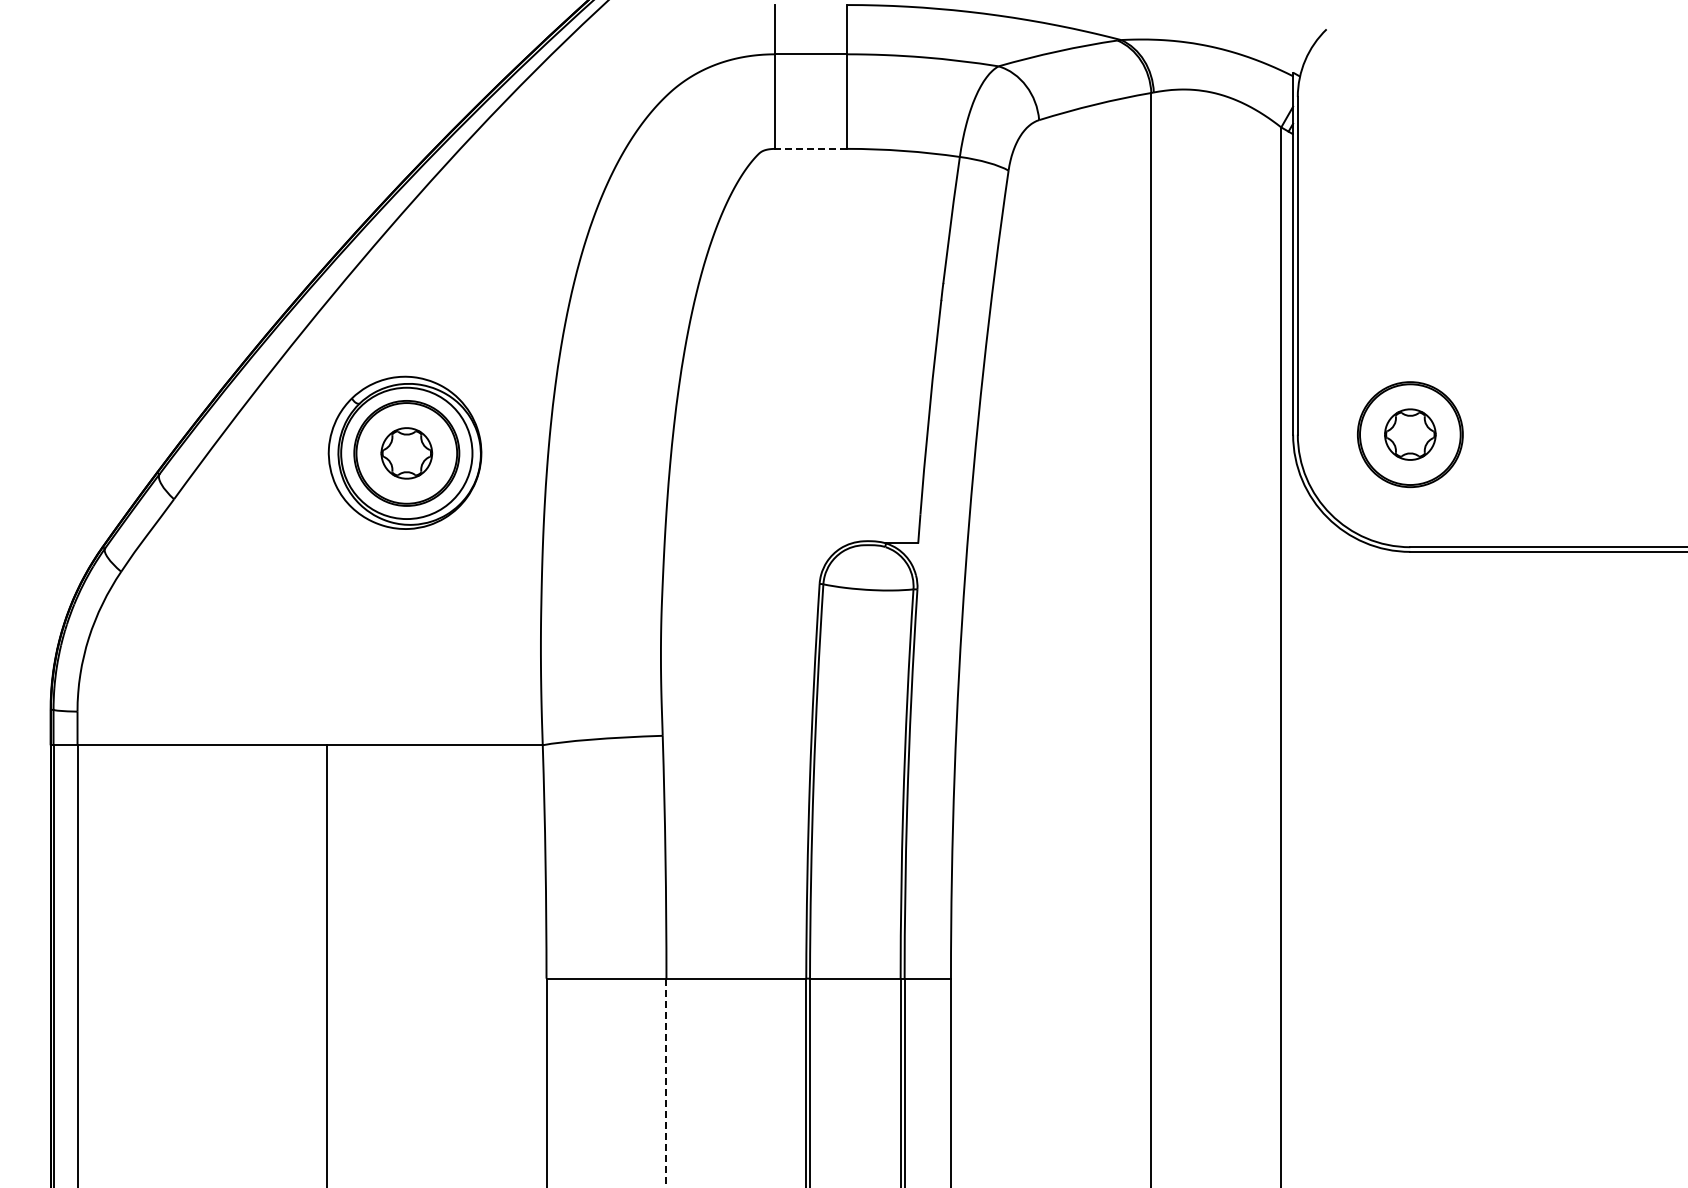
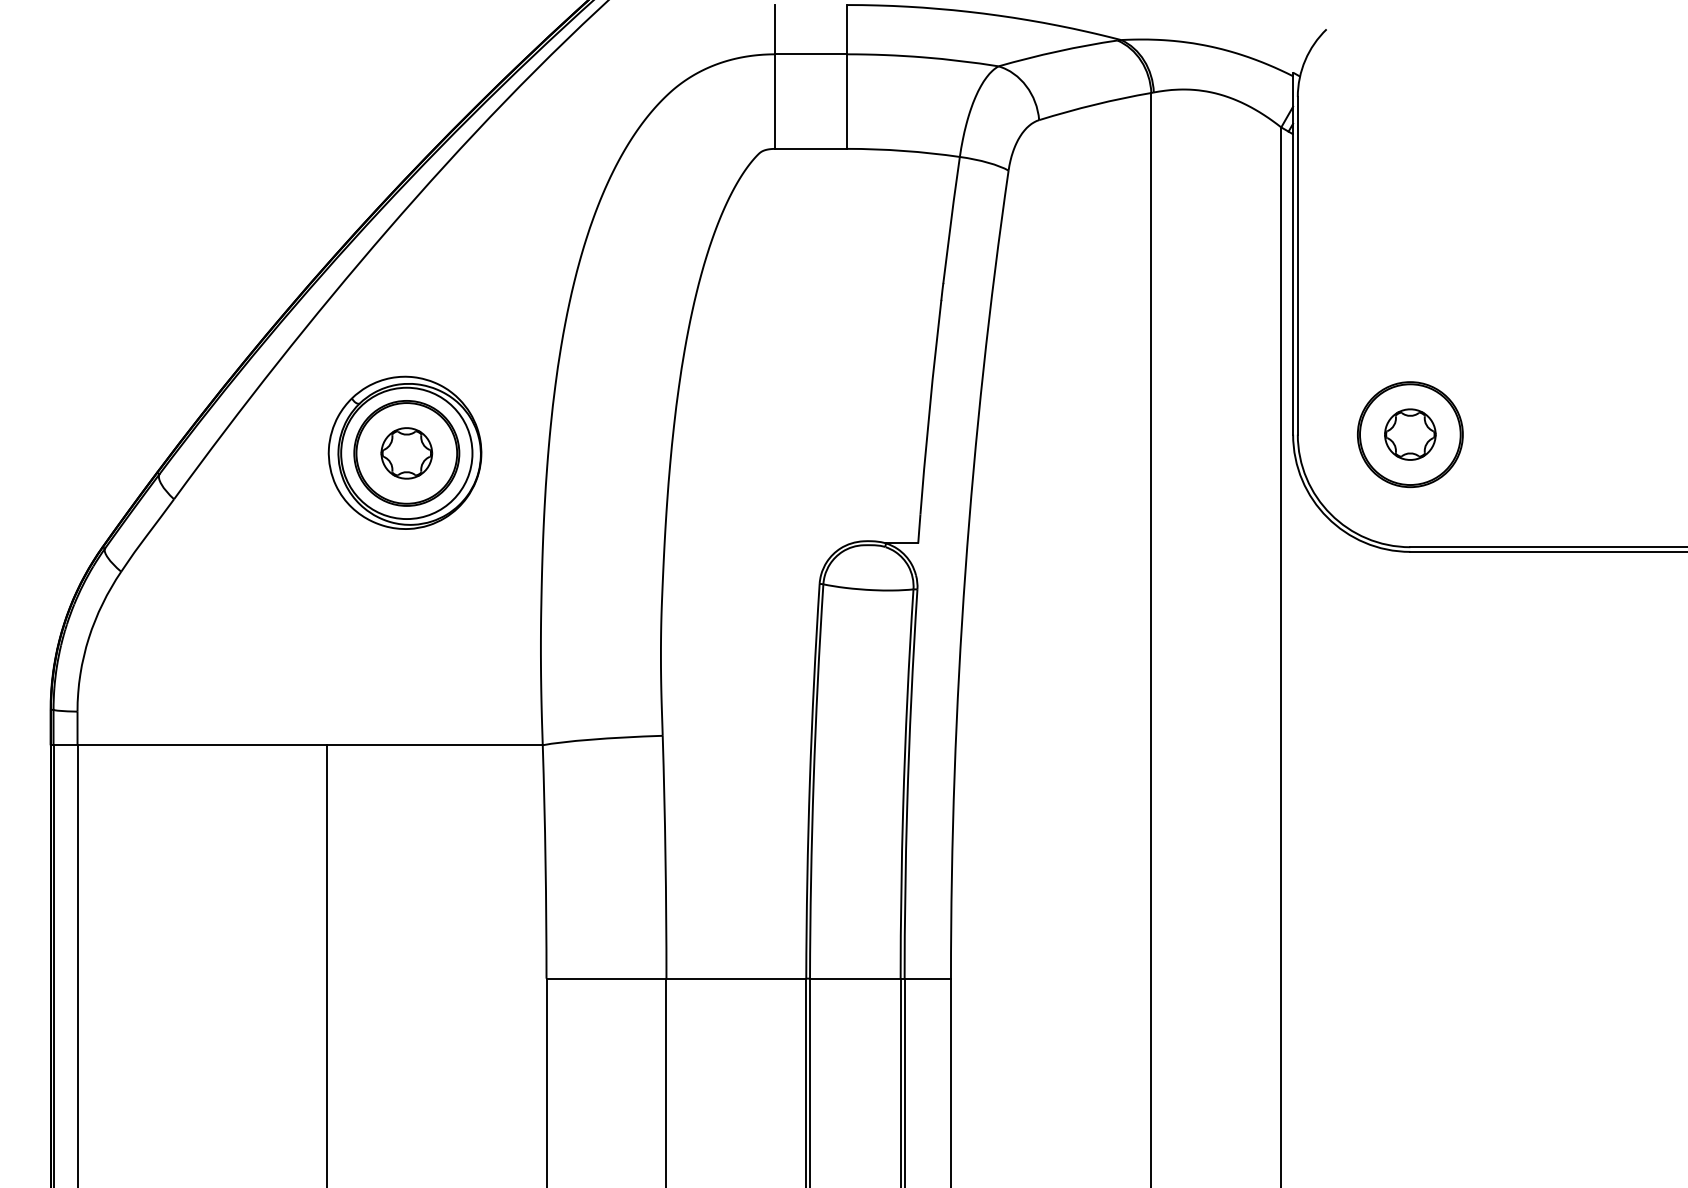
line: dashed -> solid (811, 148)
line: dashed -> solid (666, 1083)
